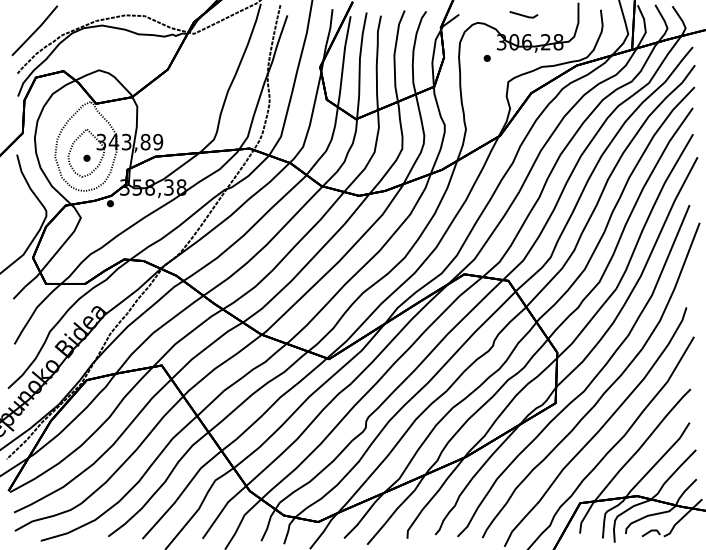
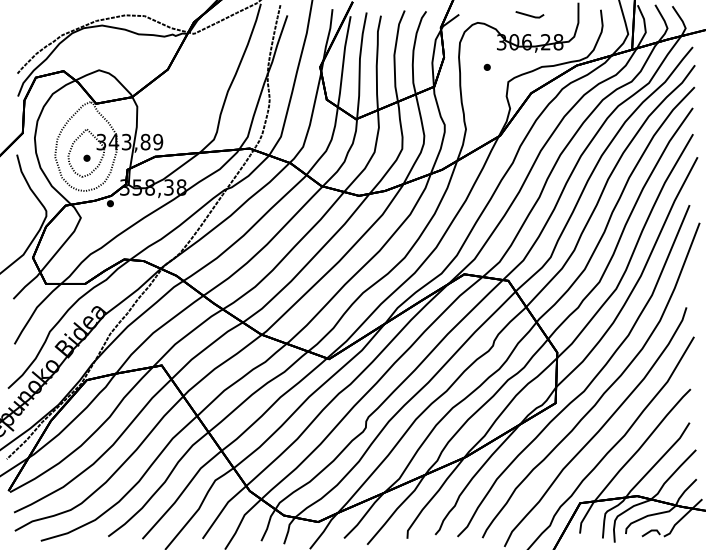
line position: (523, 14) -> (529, 14) (529, 14)
line: present -> none (34, 30)
part position: (486, 57) -> (486, 66) (486, 66)
